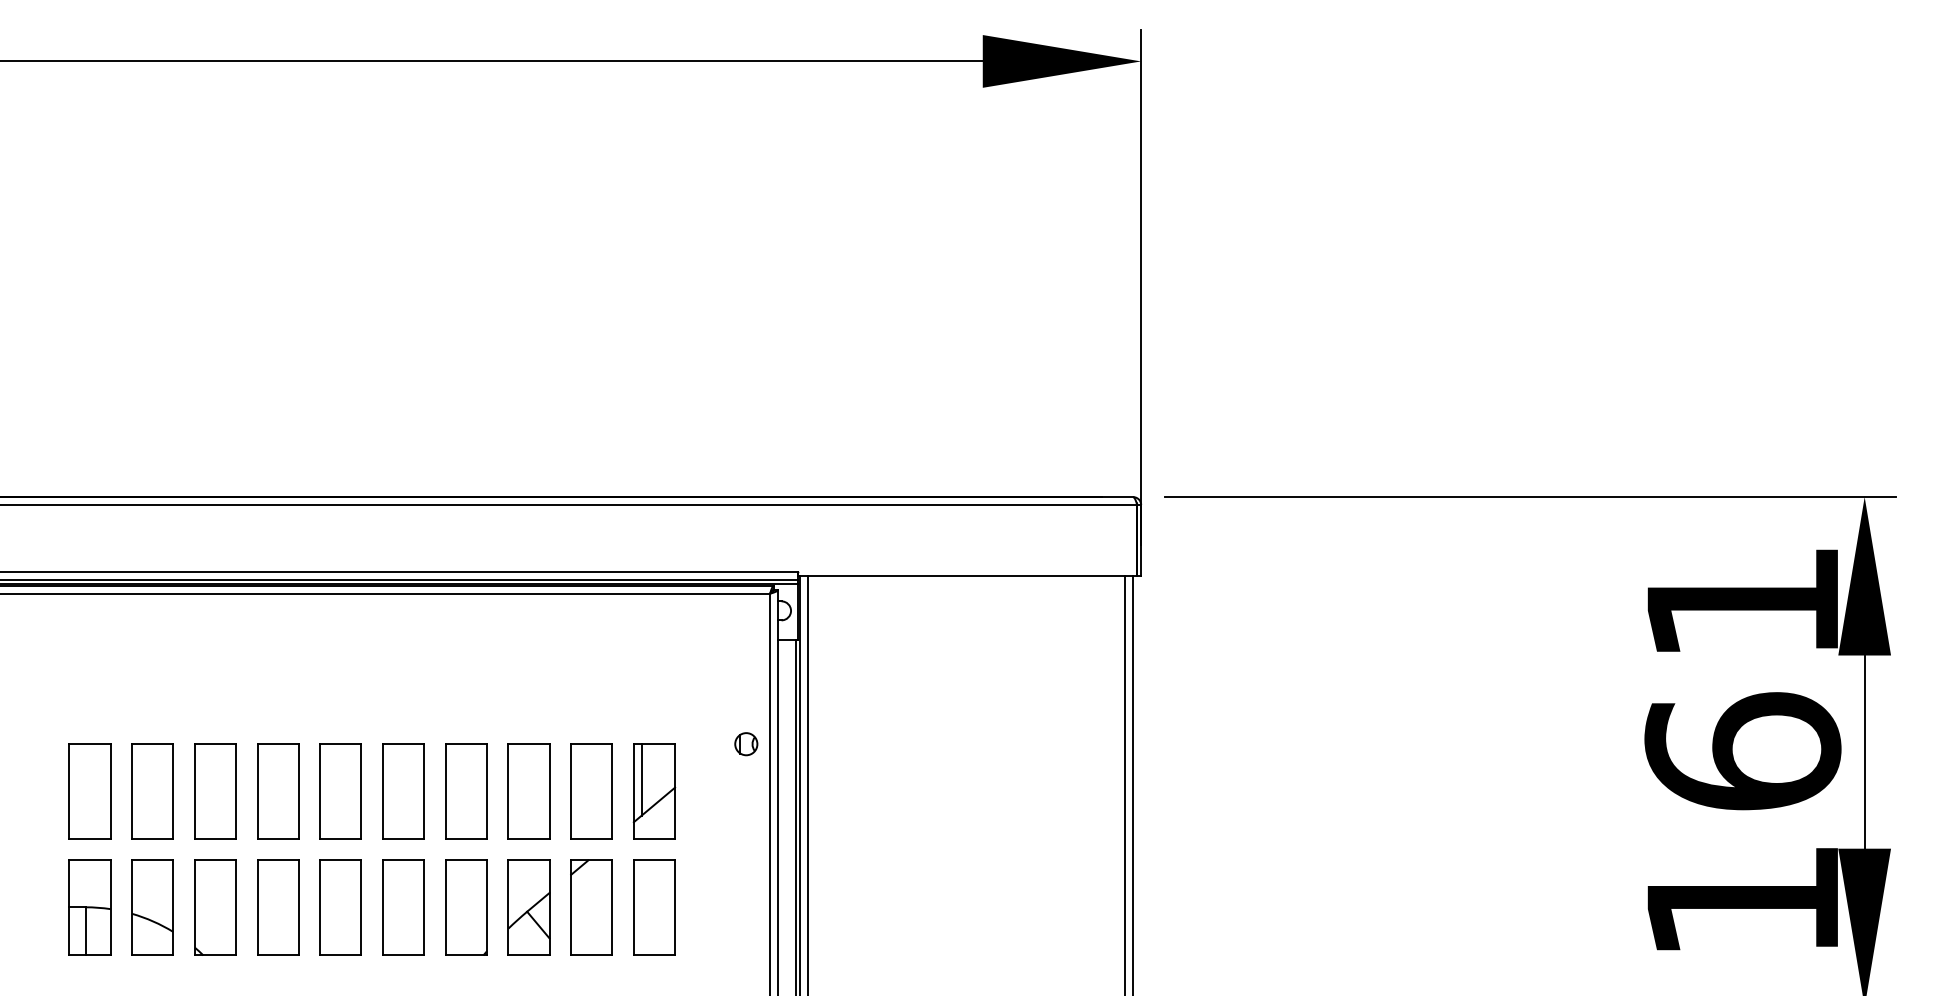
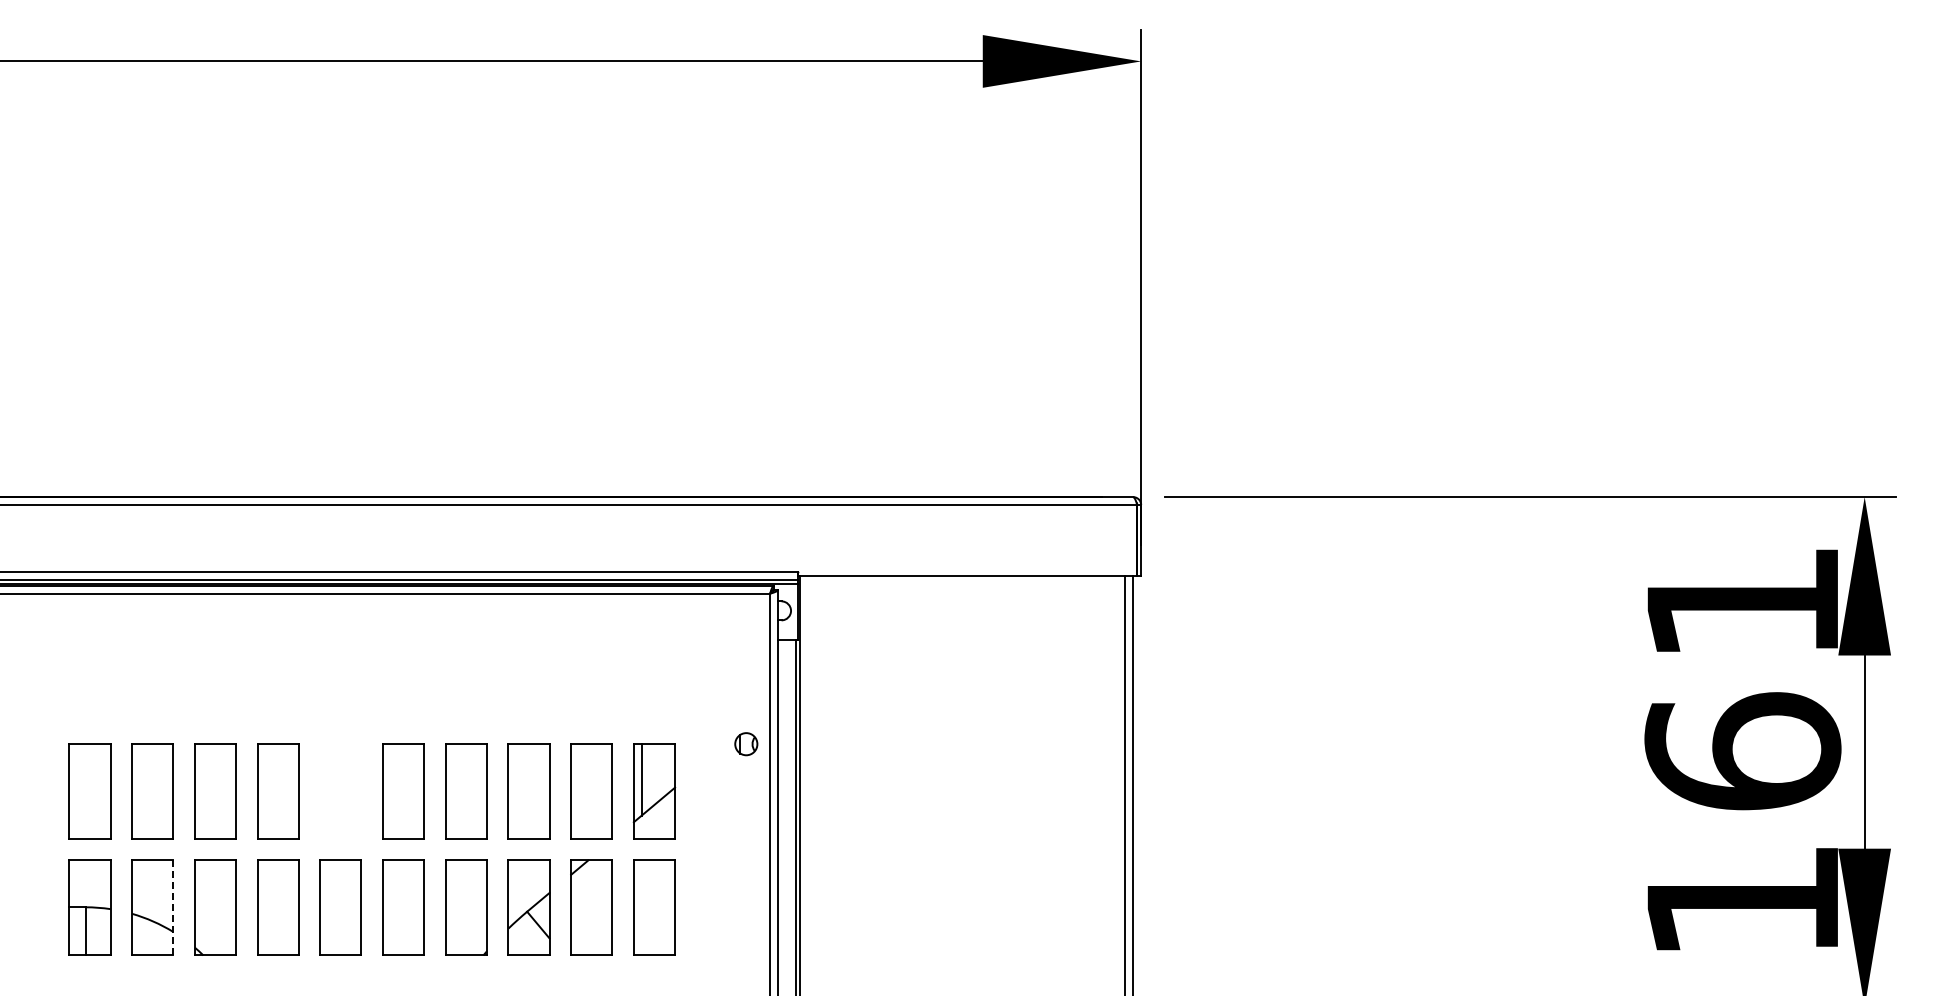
line: present -> none (807, 784)
part: present -> none (340, 791)
line: solid -> dashed (173, 907)
